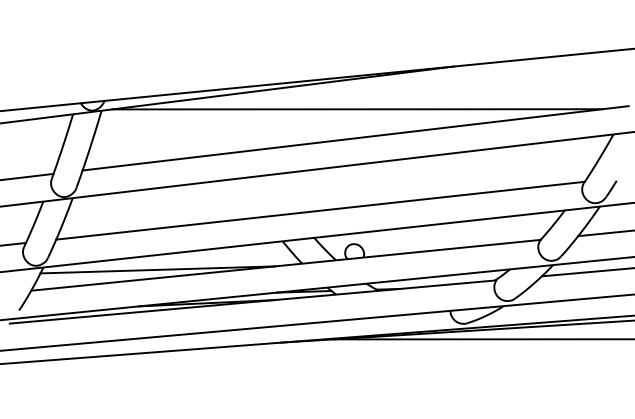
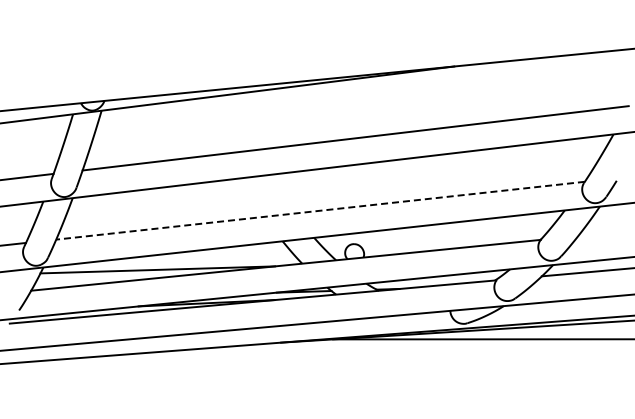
line: present -> none (357, 109)
line: solid -> dashed (320, 210)
line: present -> none (604, 233)
